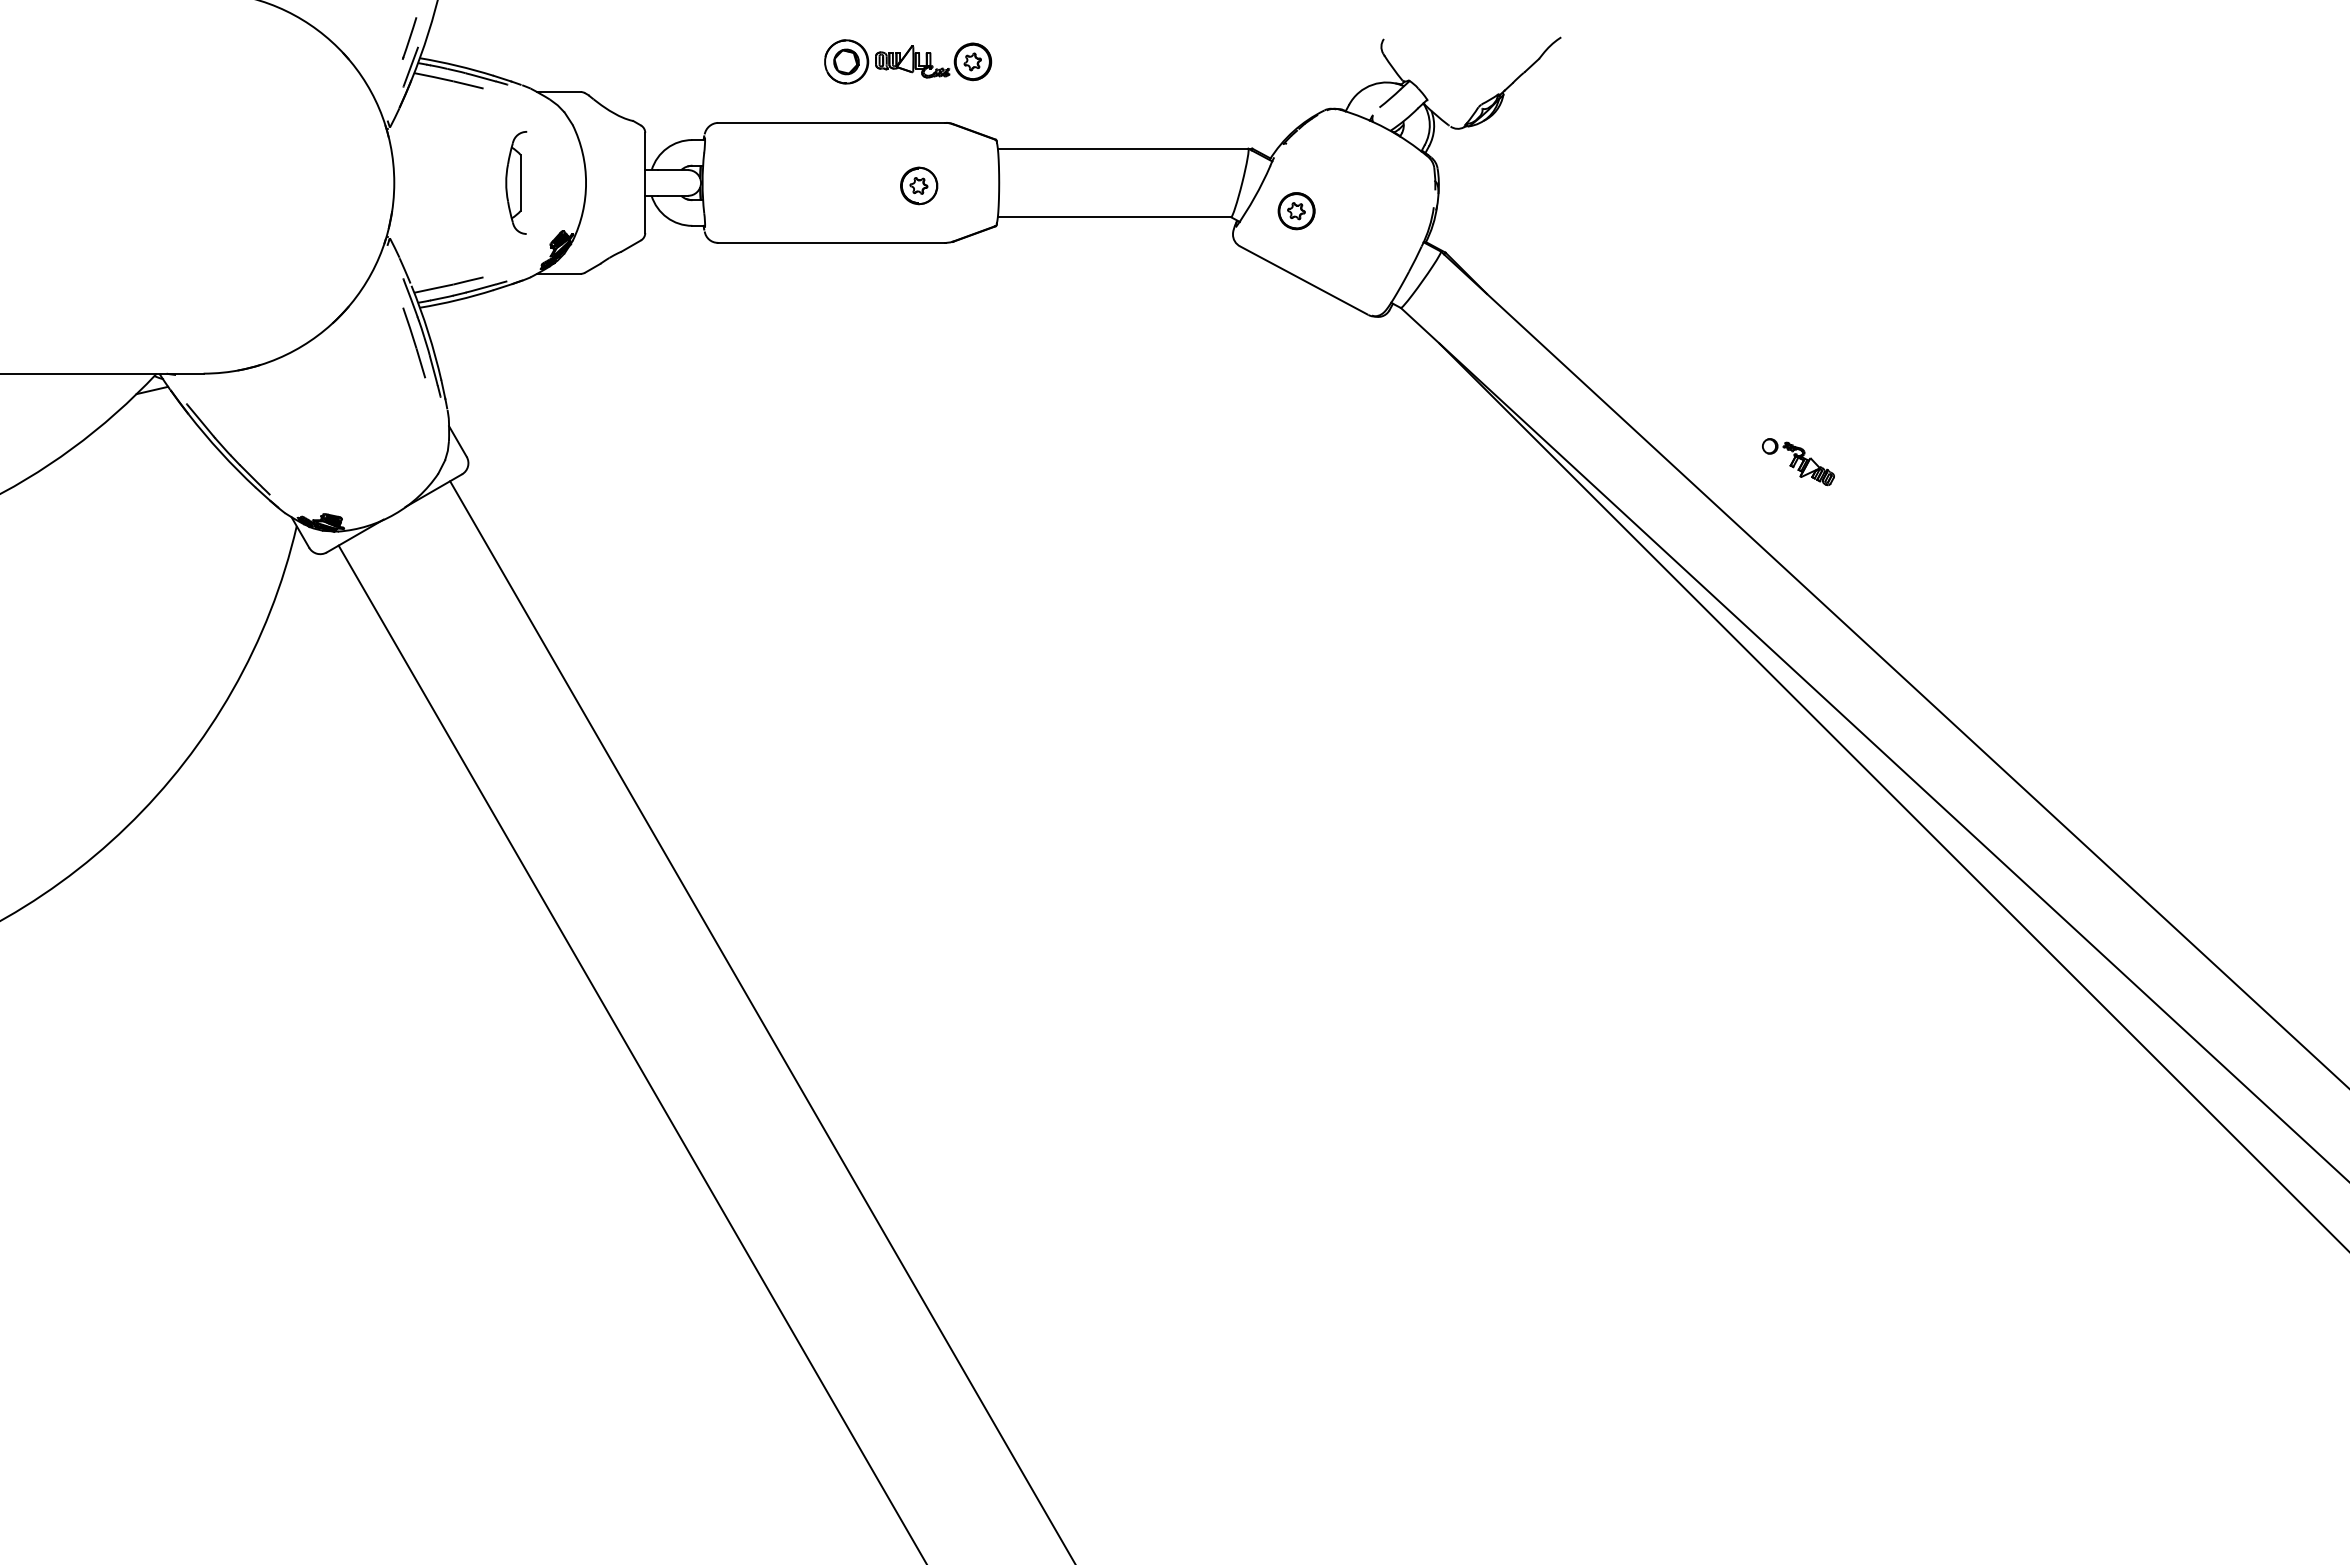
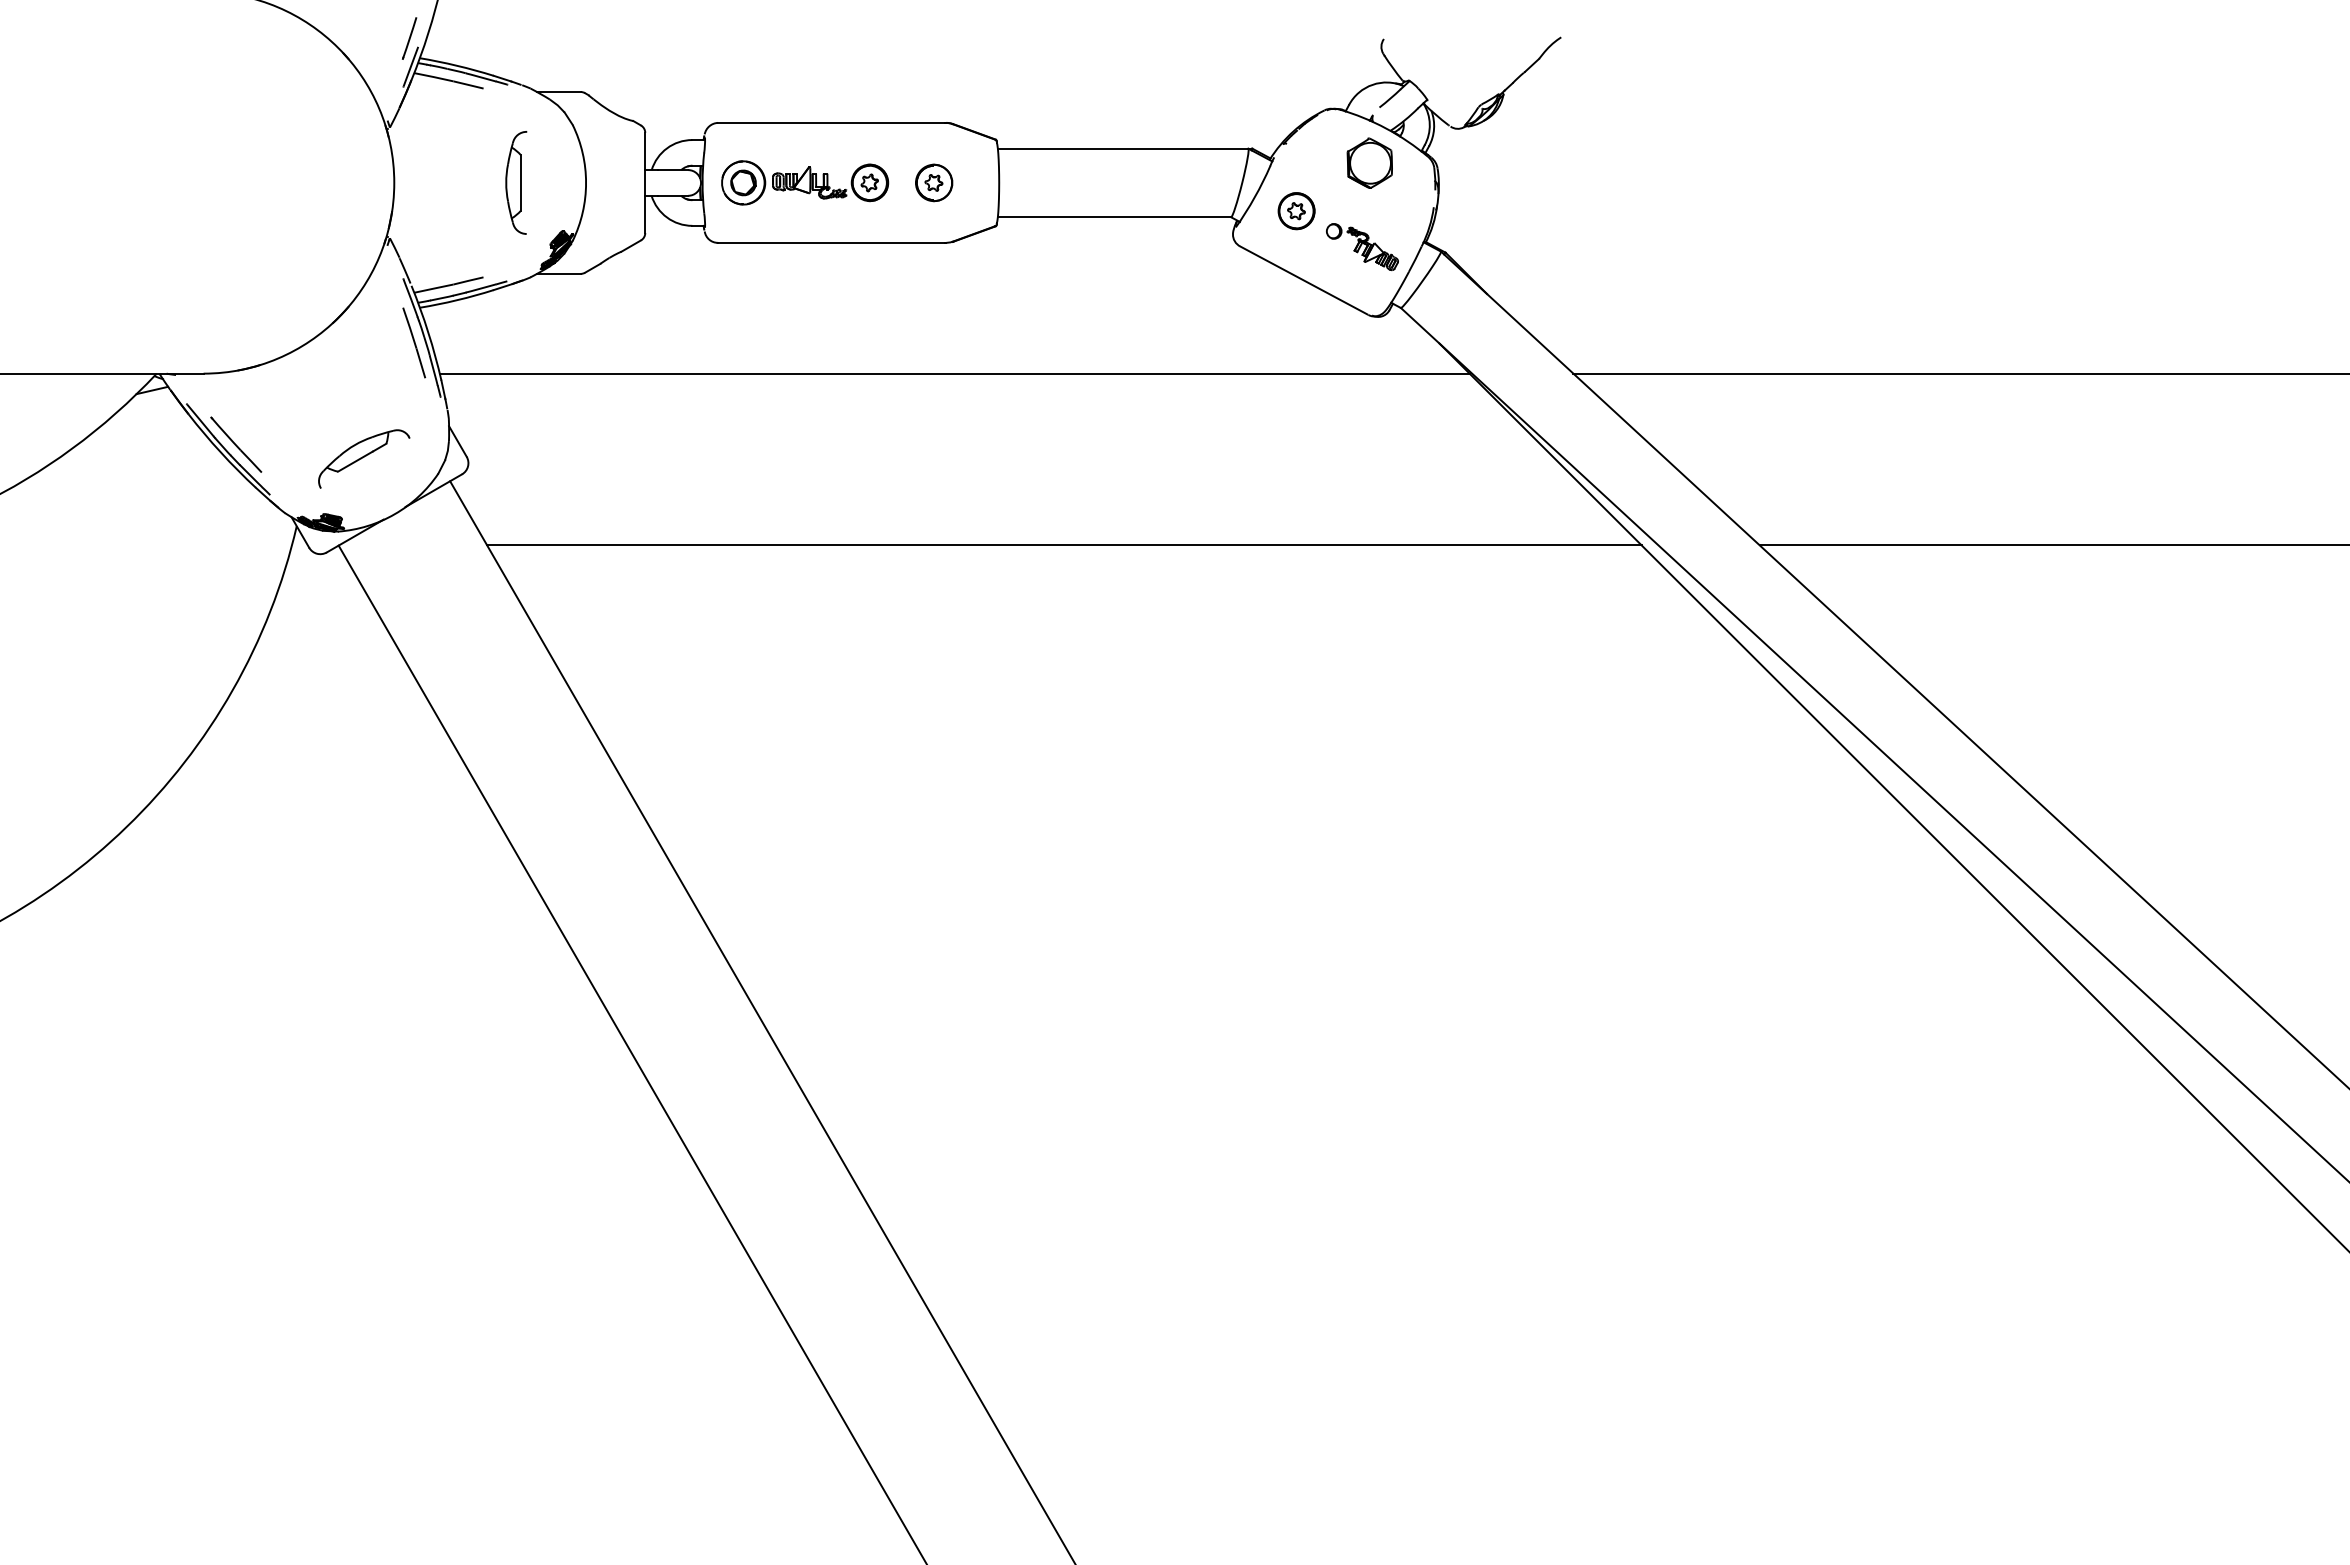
part position: (908, 61) -> (805, 182) (805, 182)
part: none -> present (1369, 162)
part position: (919, 185) -> (934, 182) (934, 182)
line: none -> present (954, 373)
line: none -> present (1959, 373)
line: none -> present (236, 444)
part: none -> present (364, 458)
part position: (1798, 462) -> (1362, 247) (1362, 247)
line: none -> present (1064, 545)
line: none -> present (2052, 545)
